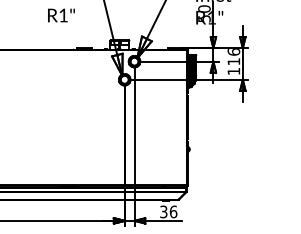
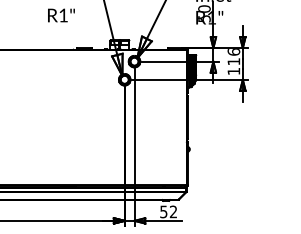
text: 36 -> 52 (168, 211)
